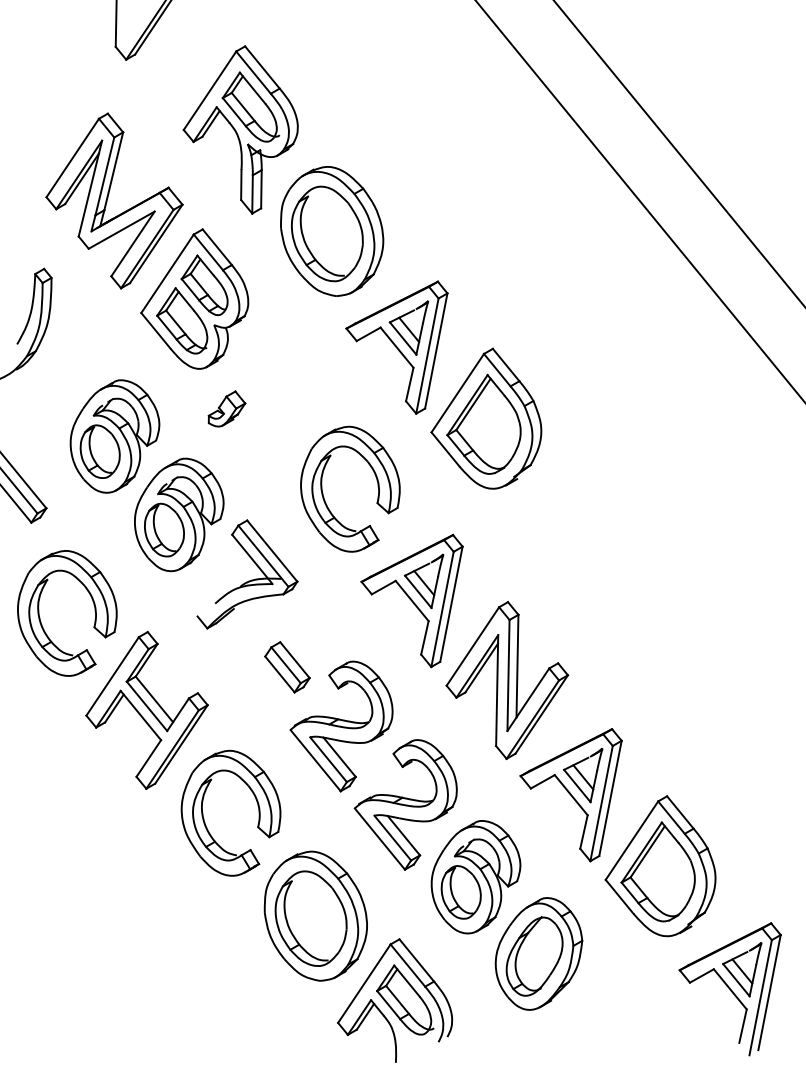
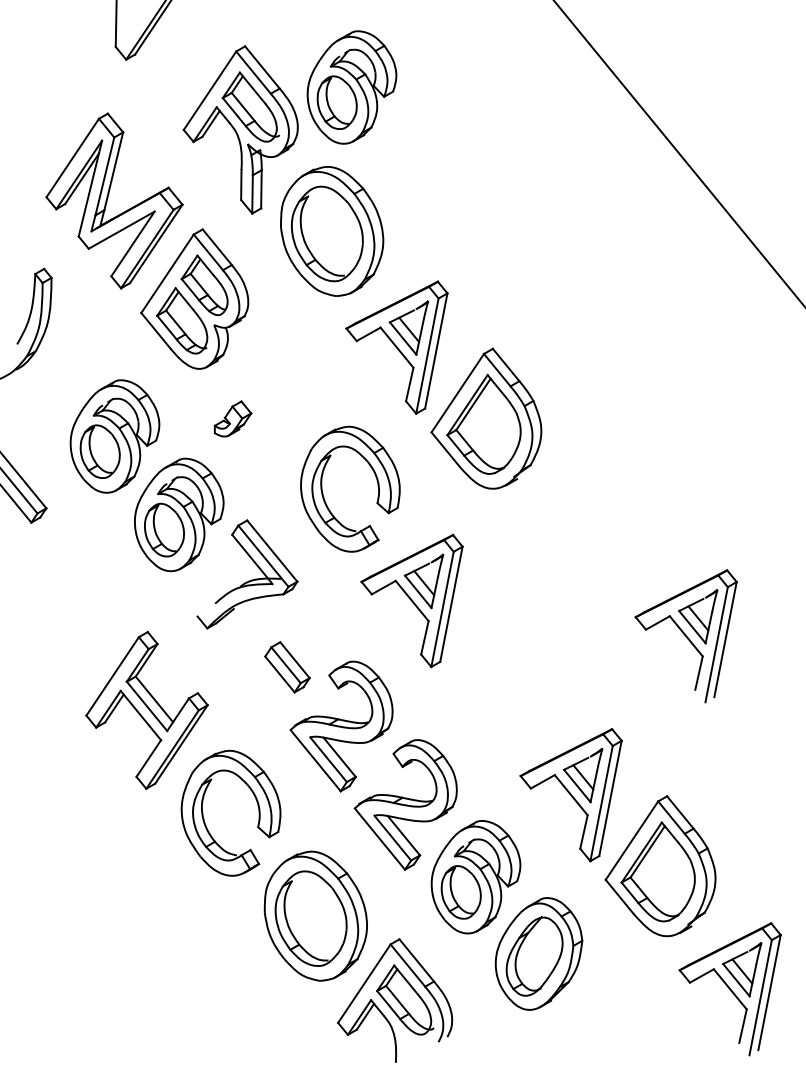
part: none -> present (351, 87)
line: present -> none (639, 201)
part position: (226, 408) -> (232, 418) (232, 418)
part: present -> none (94, 611)
part: none -> present (685, 636)
part: present -> none (507, 680)
